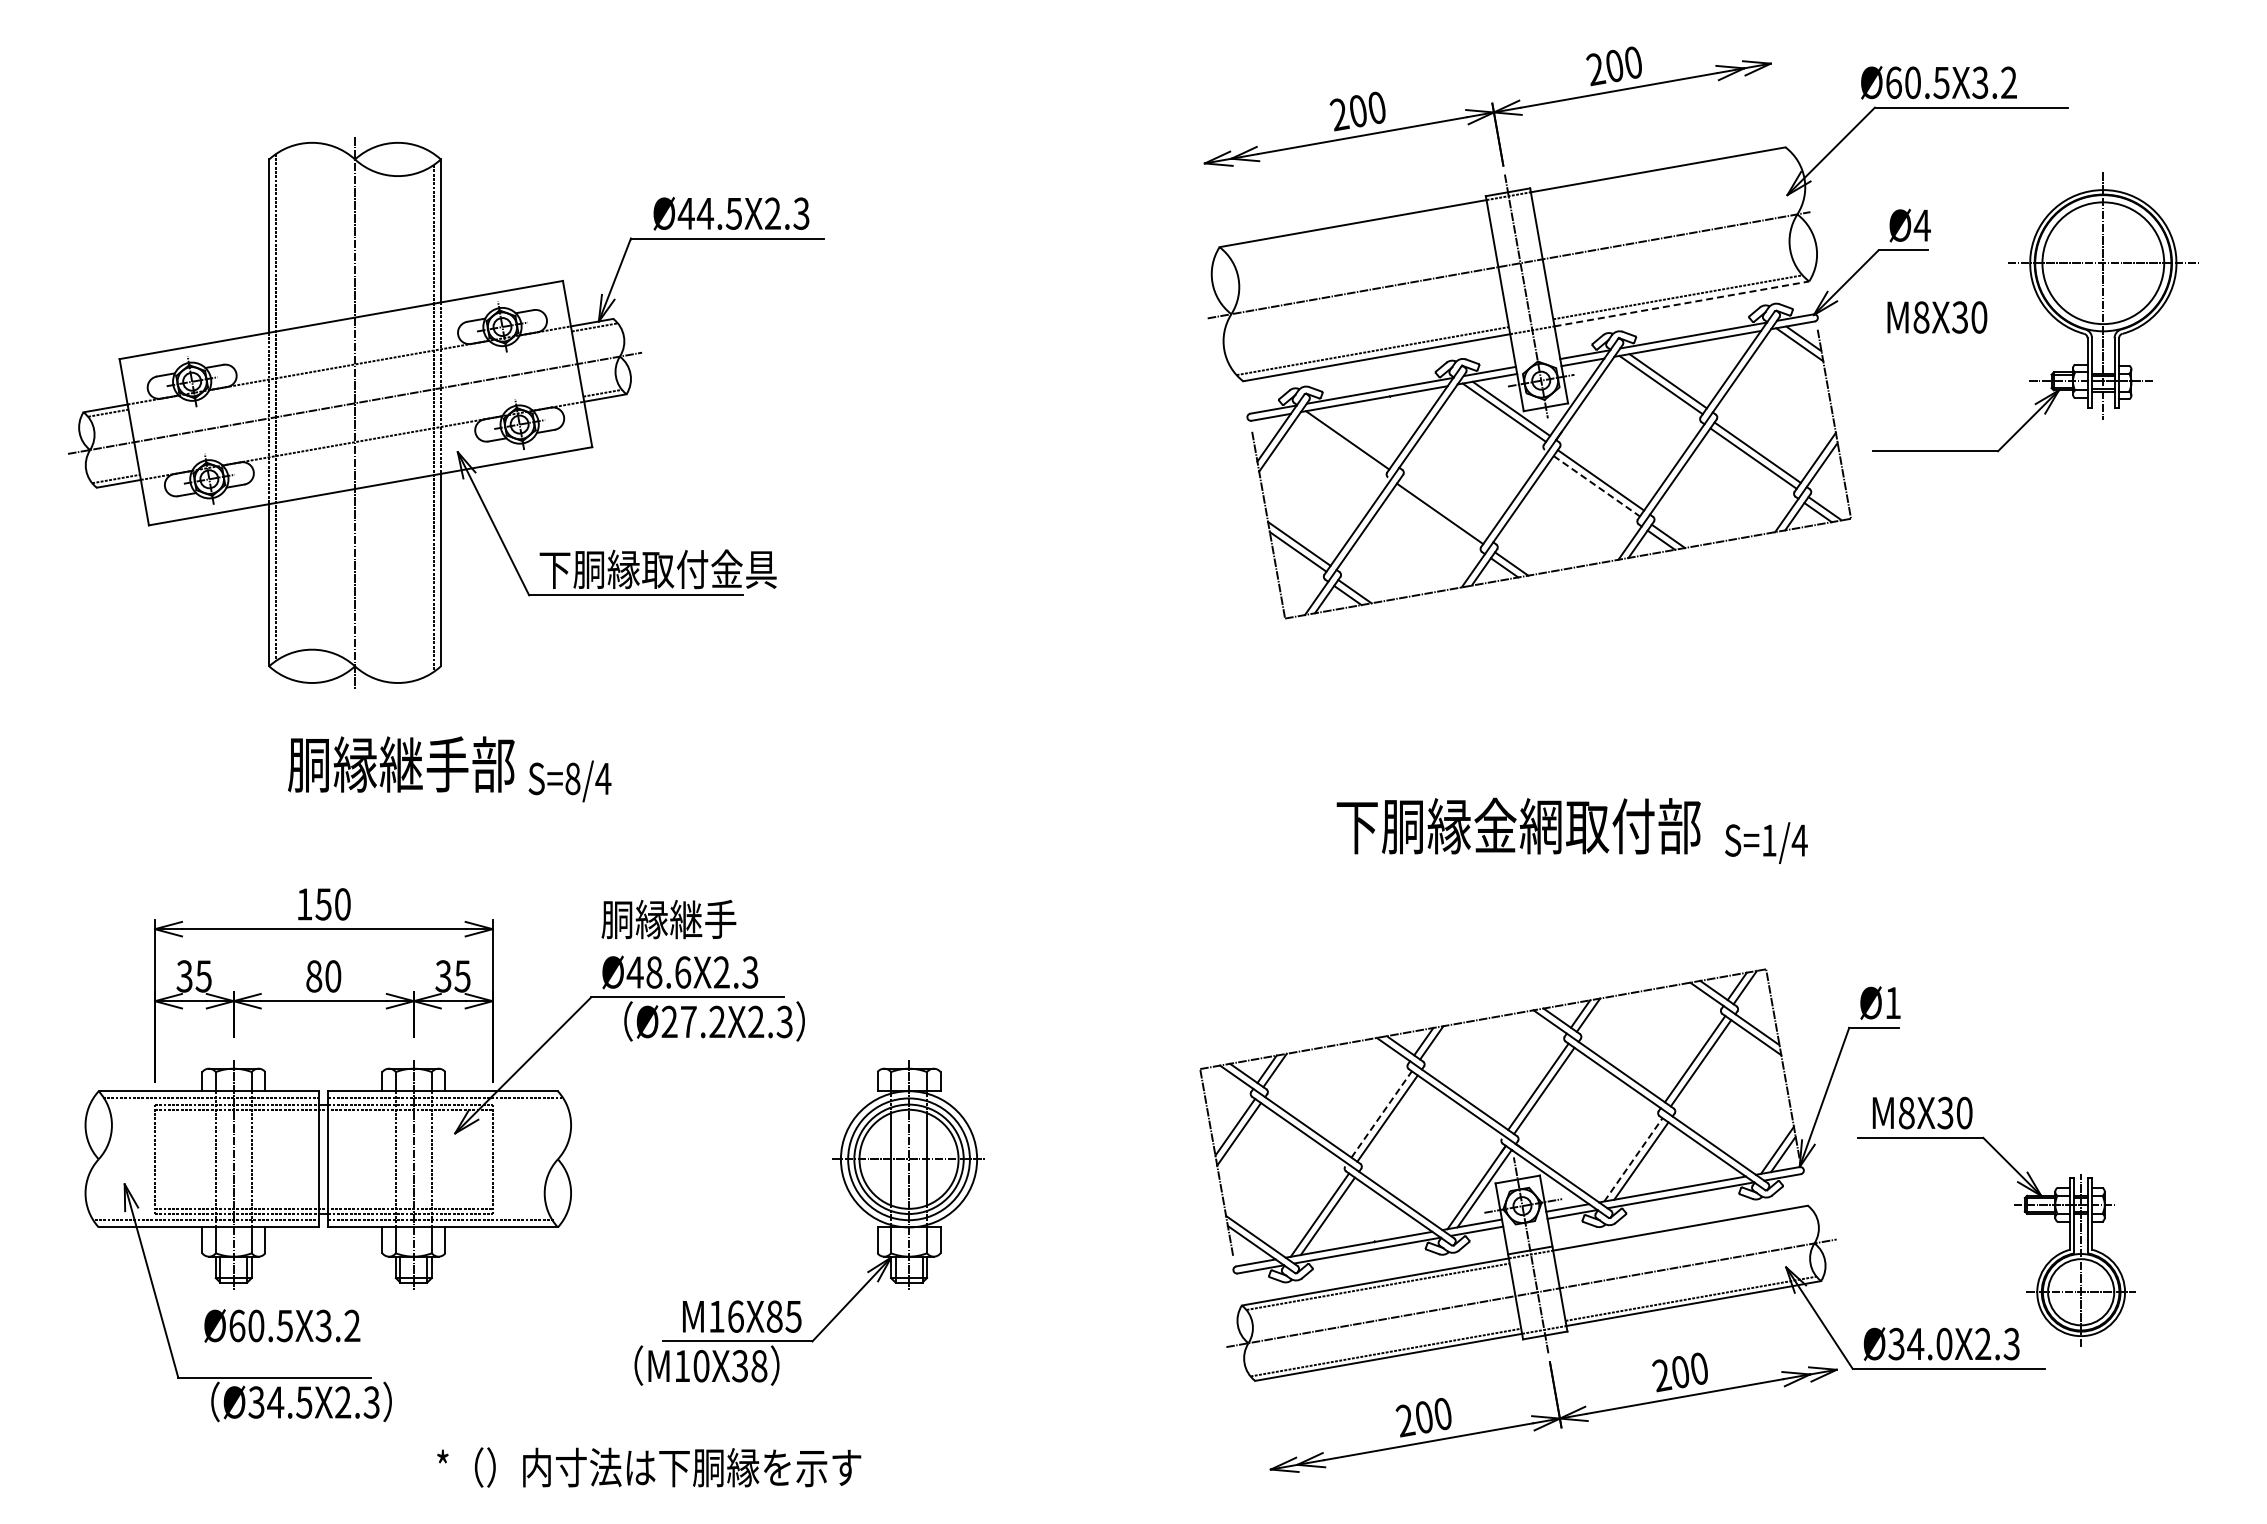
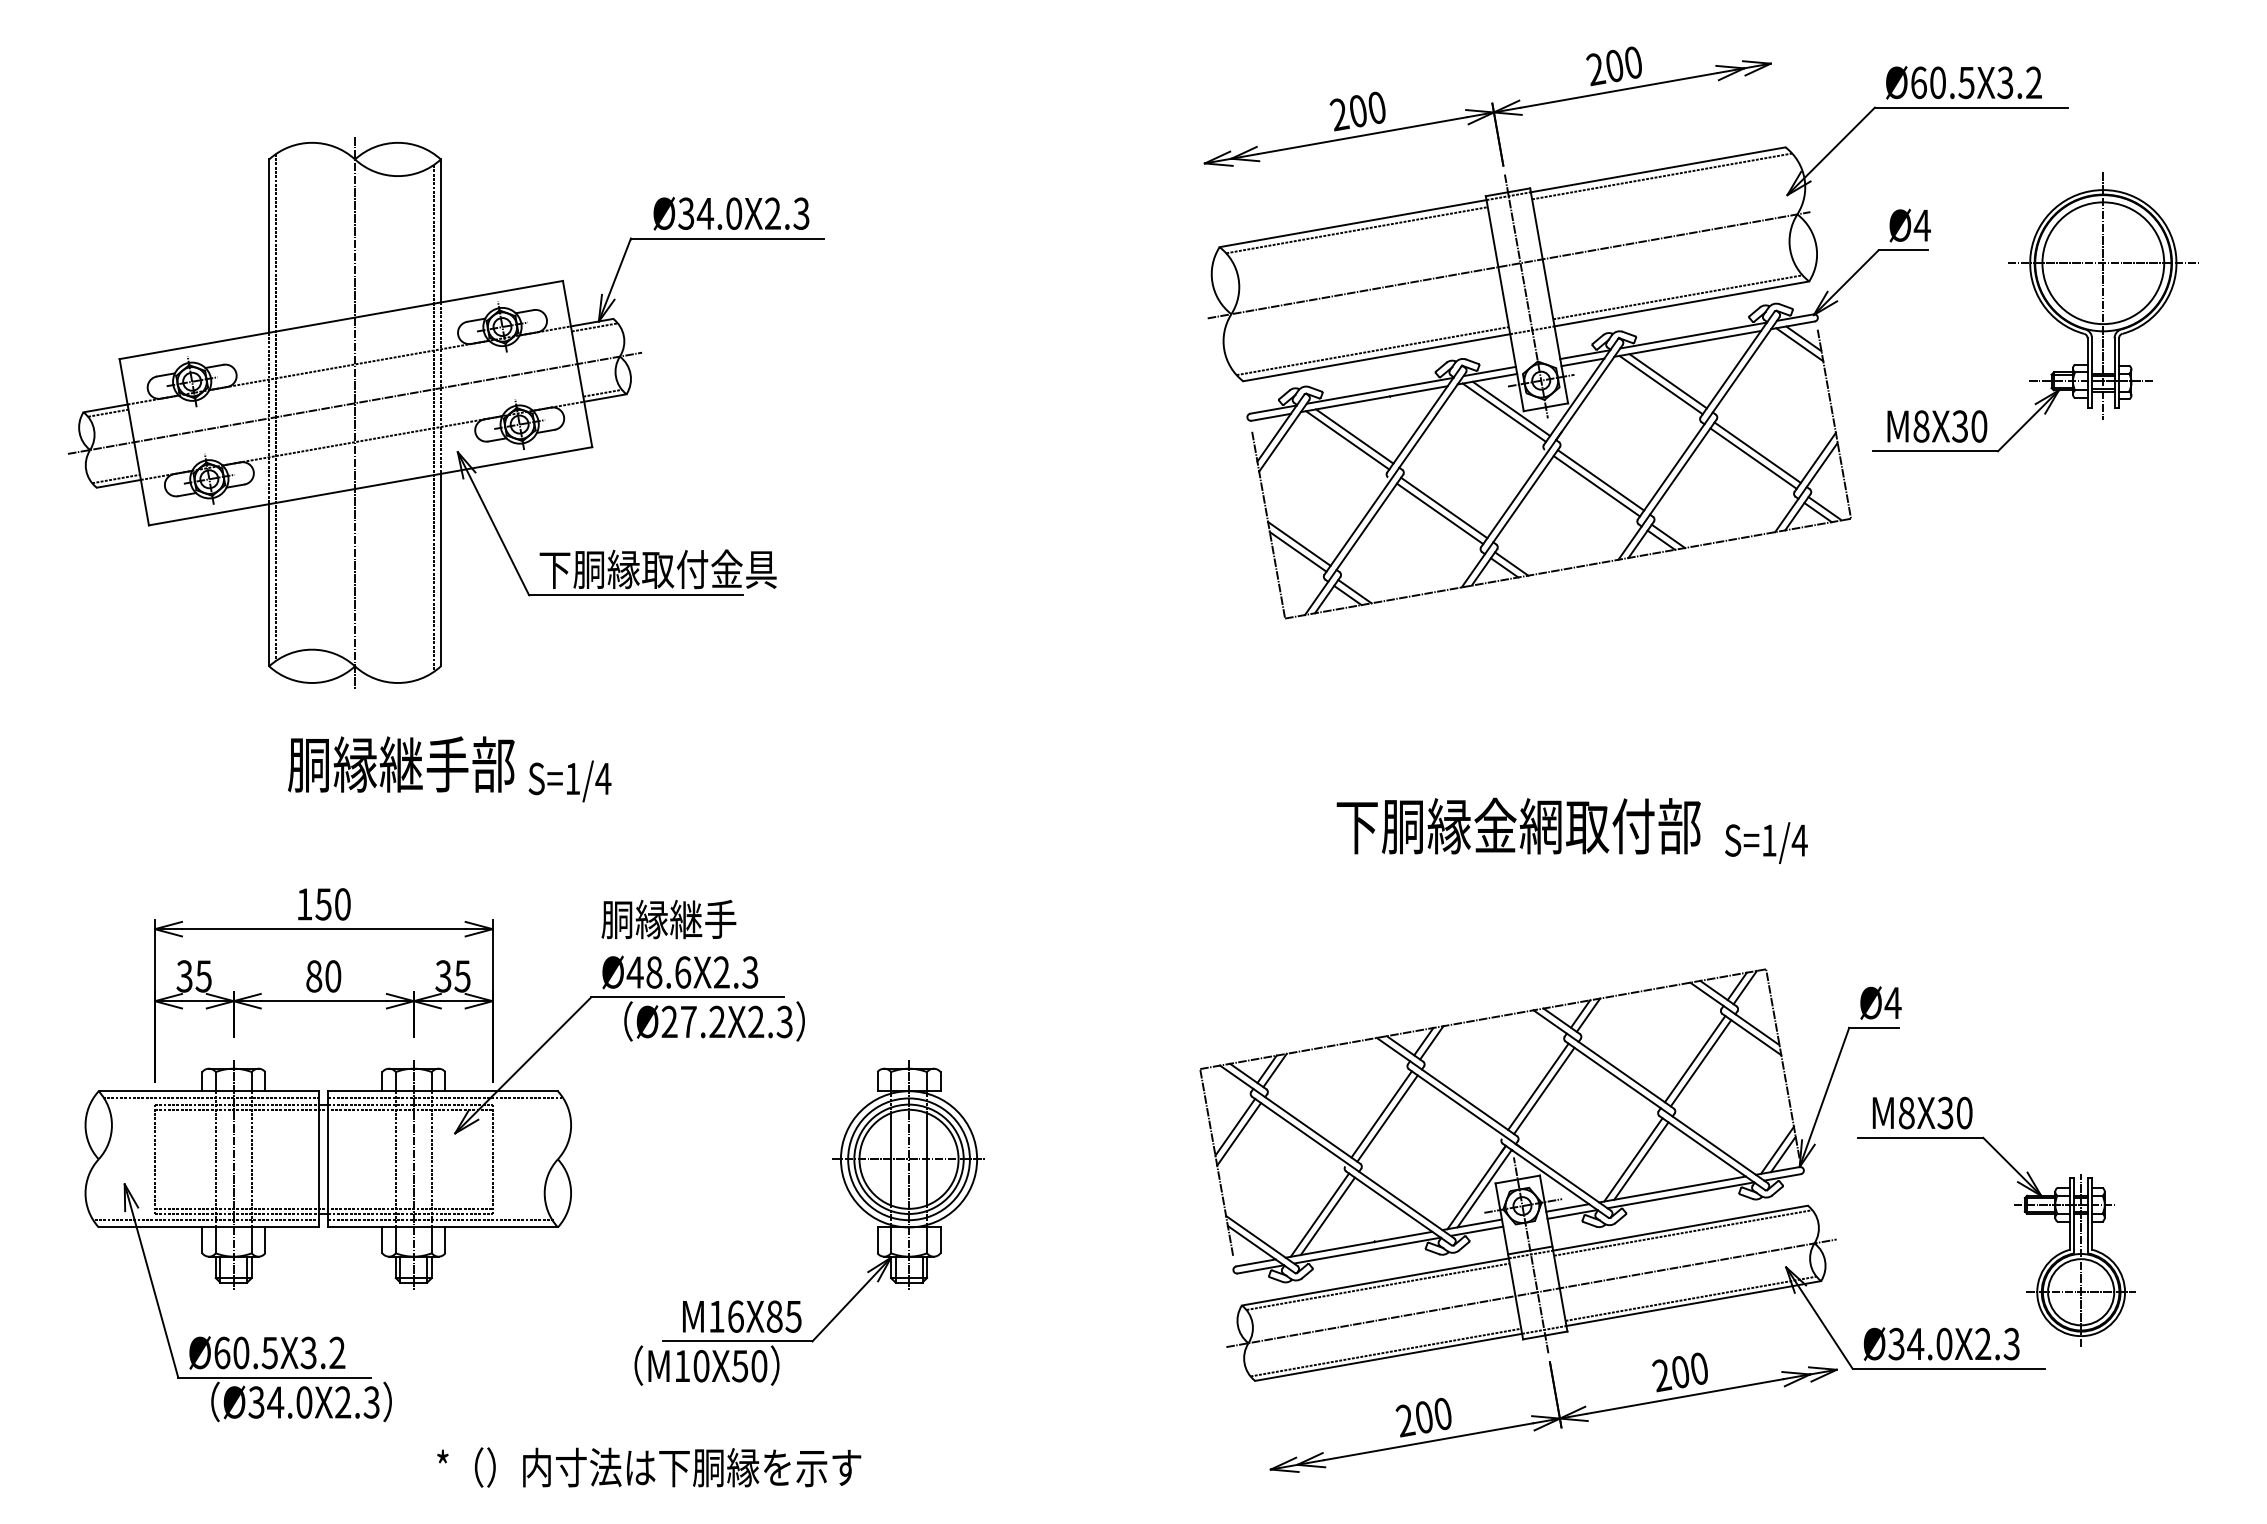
text position: (1938, 82) -> (1963, 82) (1963, 82)
line: none -> present (1662, 176)
text: Ø44.5X2.3 -> Ø34.0X2.3 (709, 213)
line: none -> present (1356, 230)
line: dashed -> solid (1682, 303)
text position: (1937, 317) -> (1937, 426) (1937, 426)
line: none -> present (1354, 436)
line: dashed -> solid (1596, 486)
line: none -> present (1444, 507)
text: S=8/4 -> S=1/4 (572, 778)
text: Ø1 -> Ø4 (1892, 1002)
line: dashed -> solid (1381, 1114)
line: dashed -> solid (1633, 1159)
line: none -> present (1683, 1232)
text position: (282, 1325) -> (267, 1352) (267, 1352)
text: M10X38 -> M10X50 (750, 1366)
text: Ø34.5X2.3 -> Ø34.0X2.3 (304, 1402)
